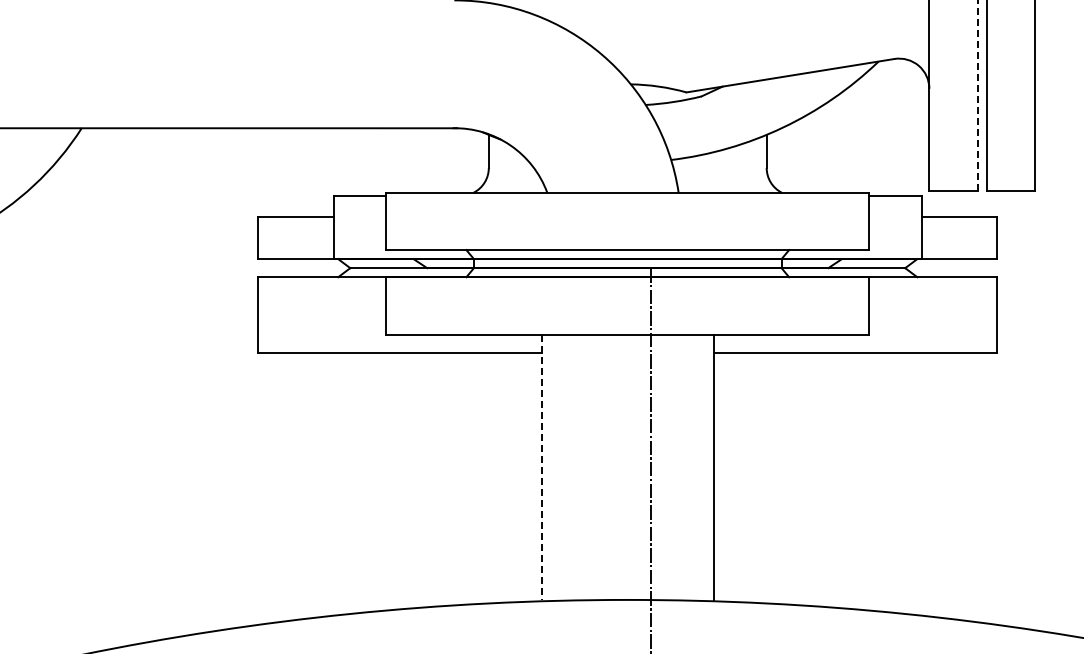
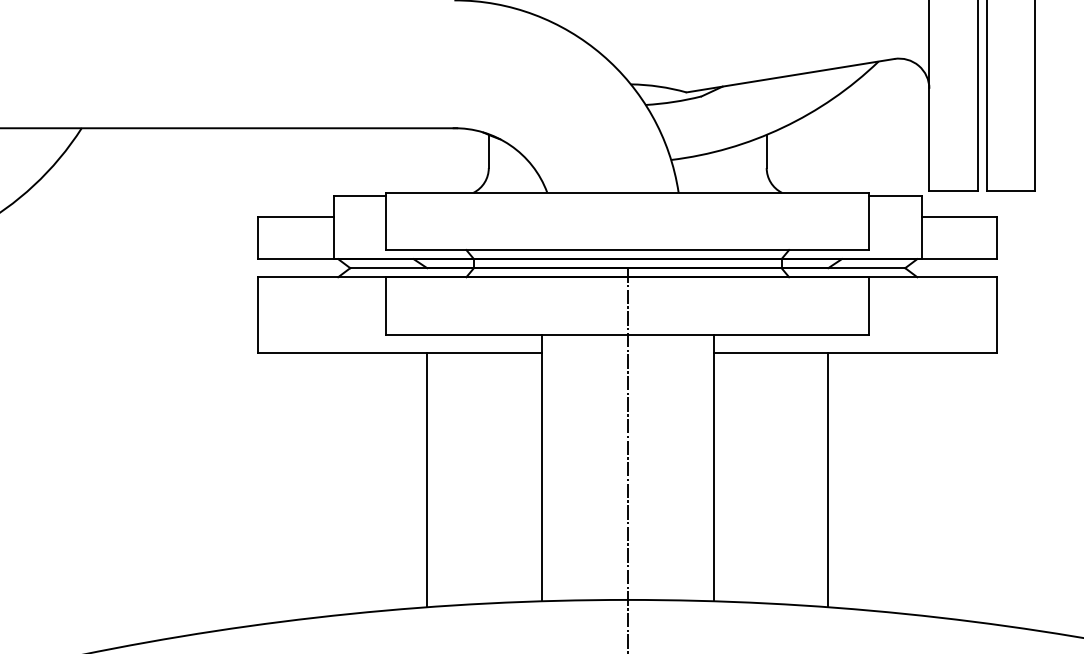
line: dashed -> solid (977, 94)
line position: (650, 459) -> (627, 459) (627, 459)
line: dashed -> solid (541, 467)
line: none -> present (427, 479)
line: none -> present (828, 479)
